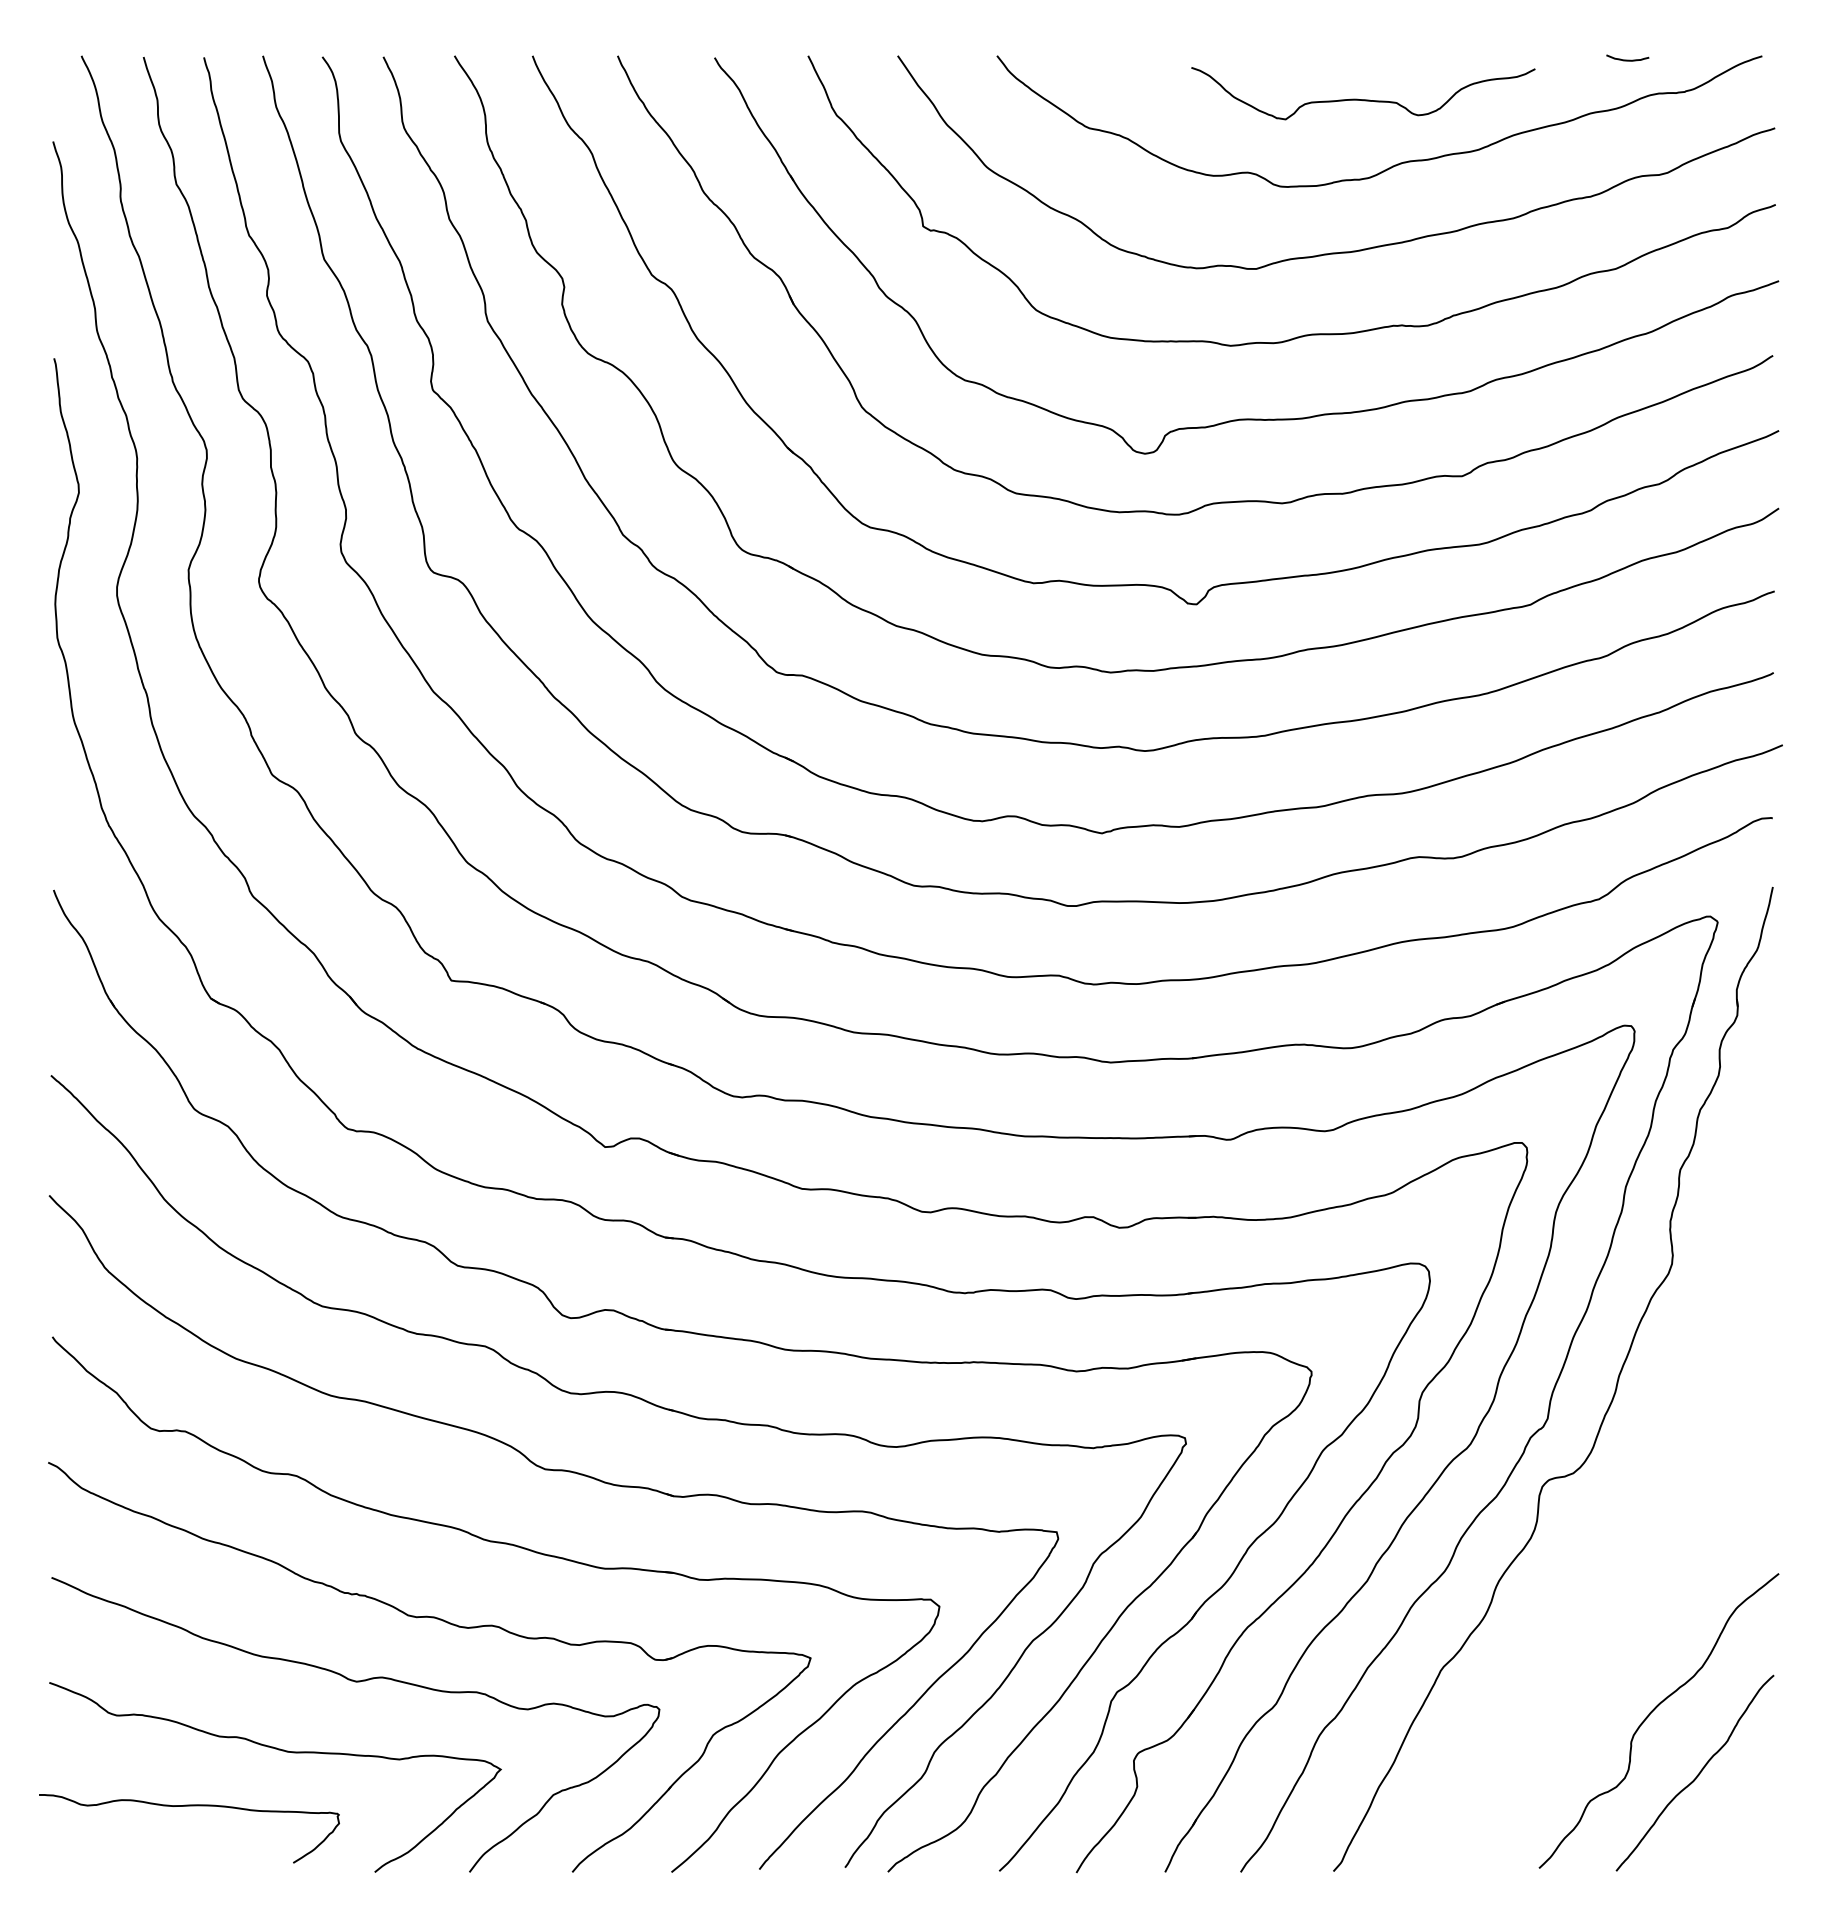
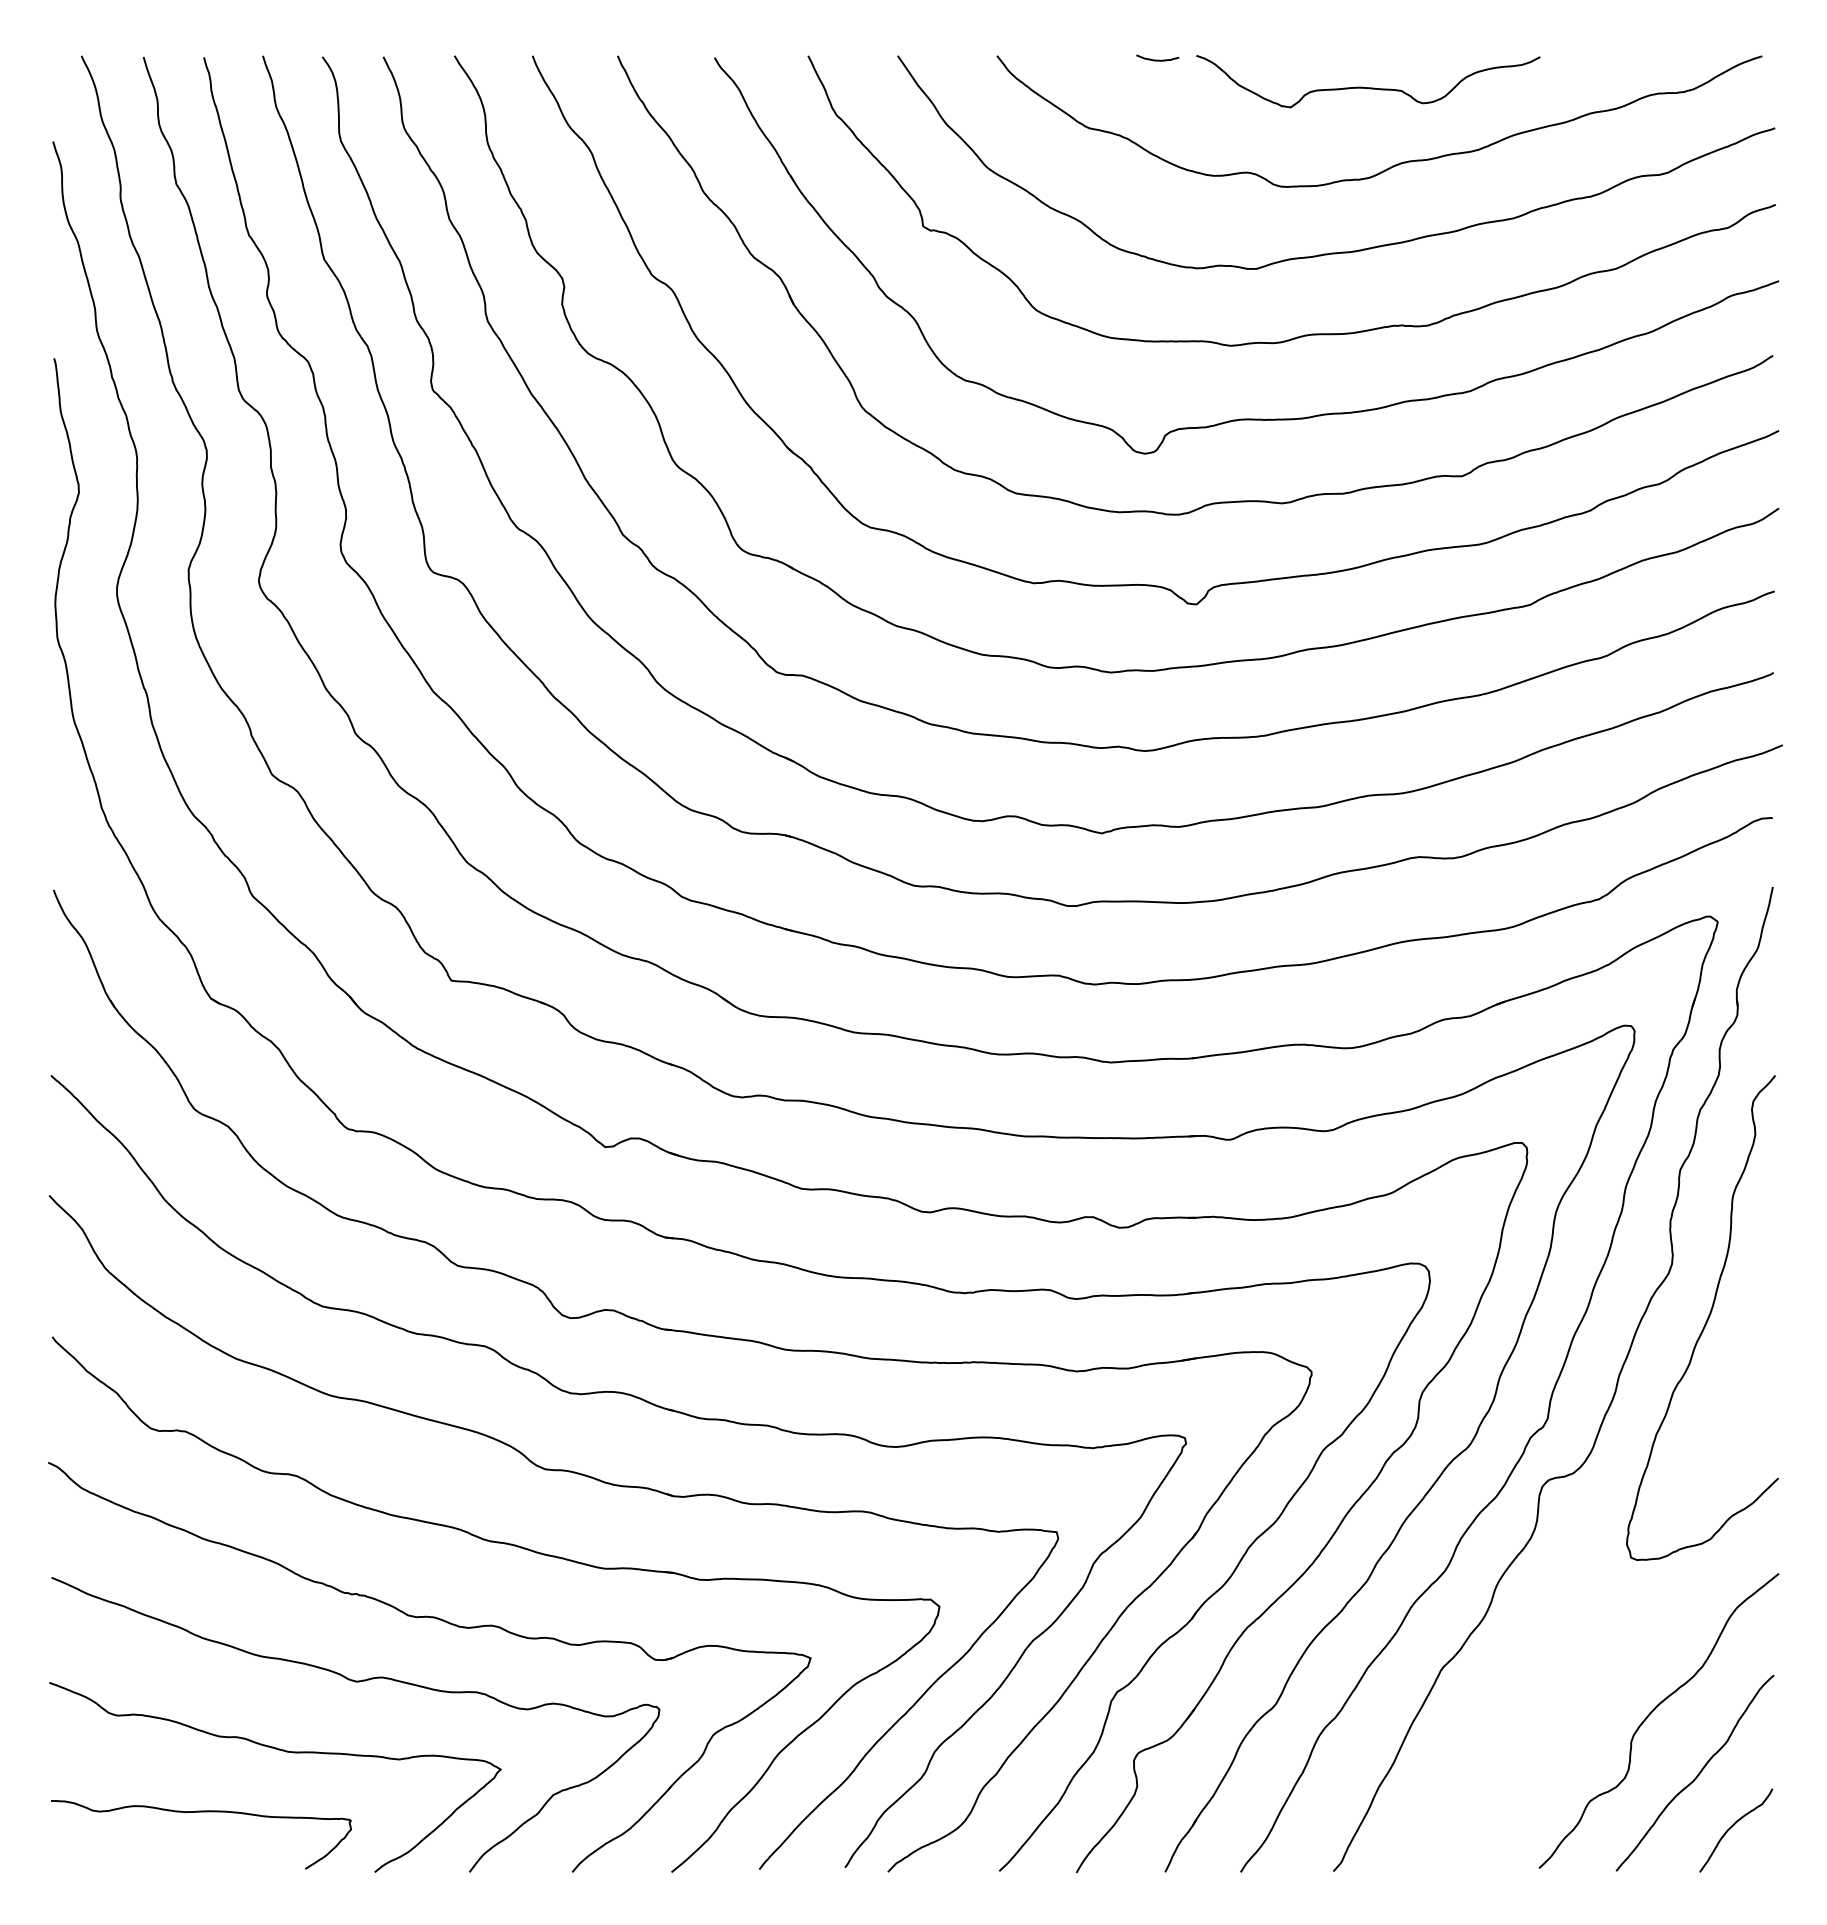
curve position: (1627, 59) -> (1157, 59) (1157, 59)
curve position: (1363, 99) -> (1368, 87) (1368, 87)
curve: none -> present (1706, 1319)
curve position: (189, 1806) -> (201, 1812) (201, 1812)
curve: none -> present (1733, 1826)
